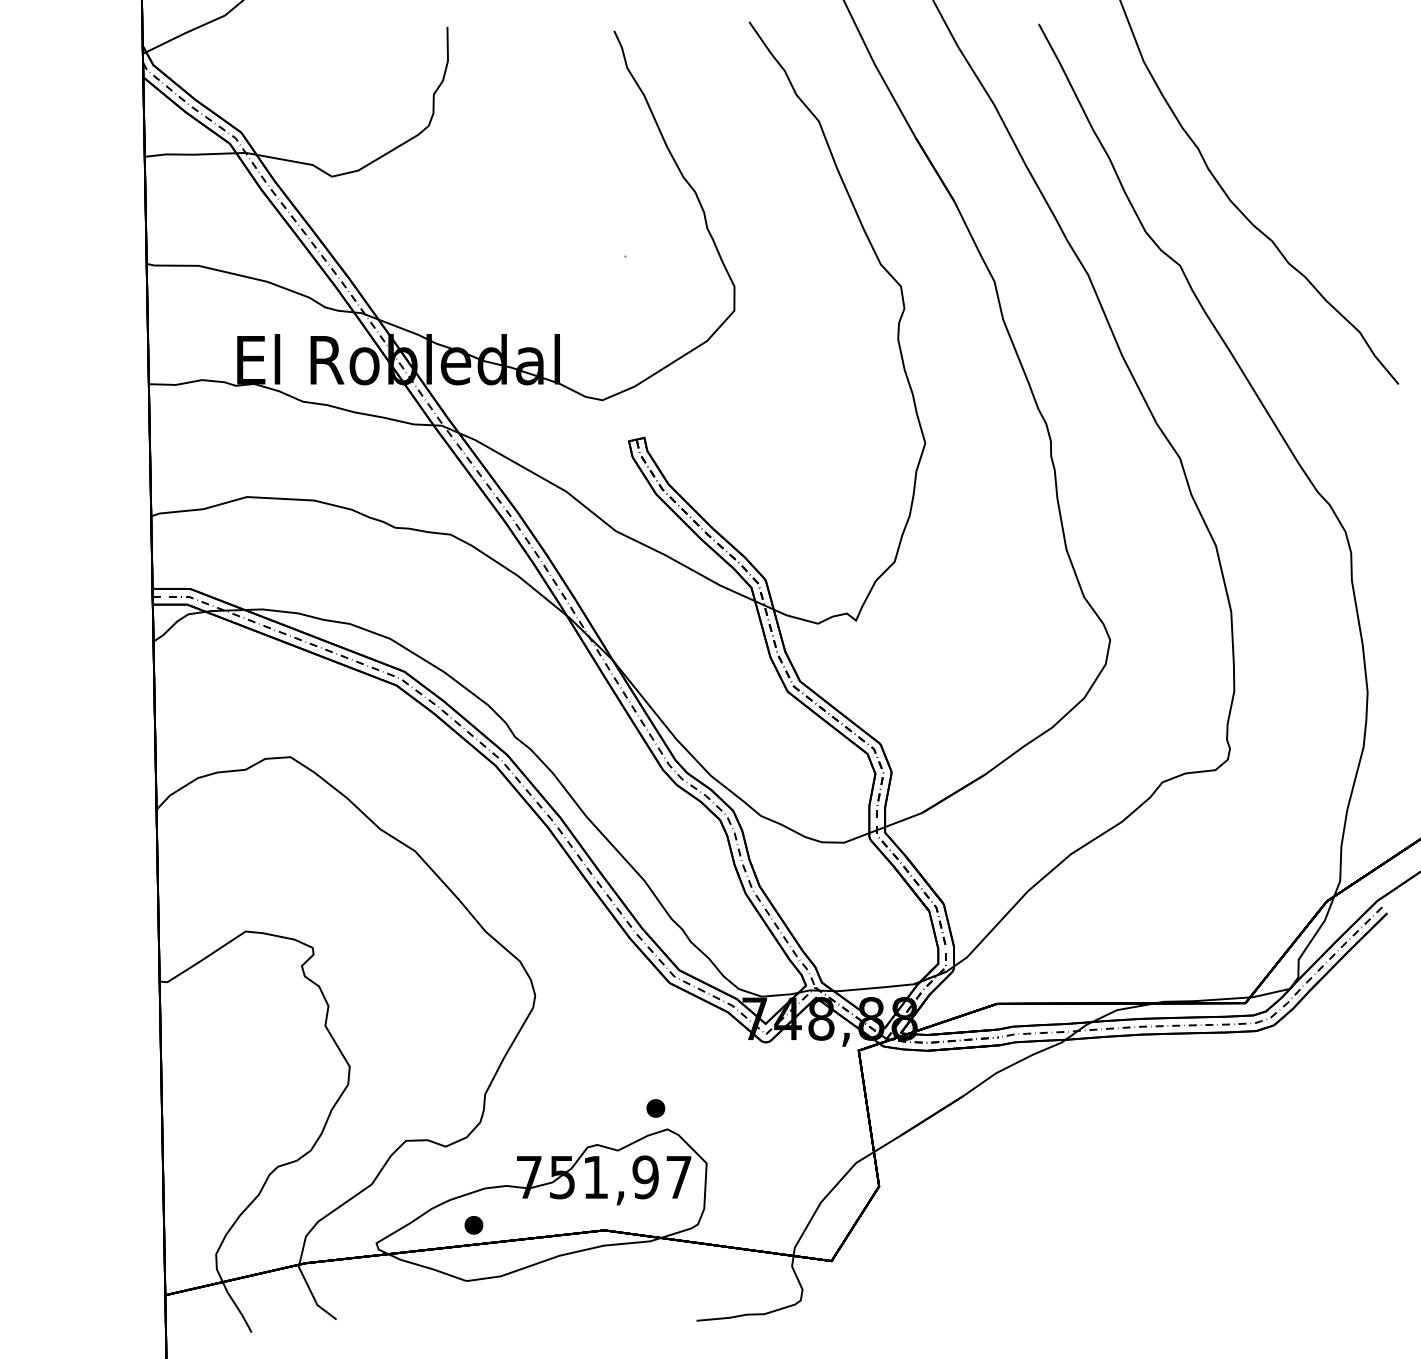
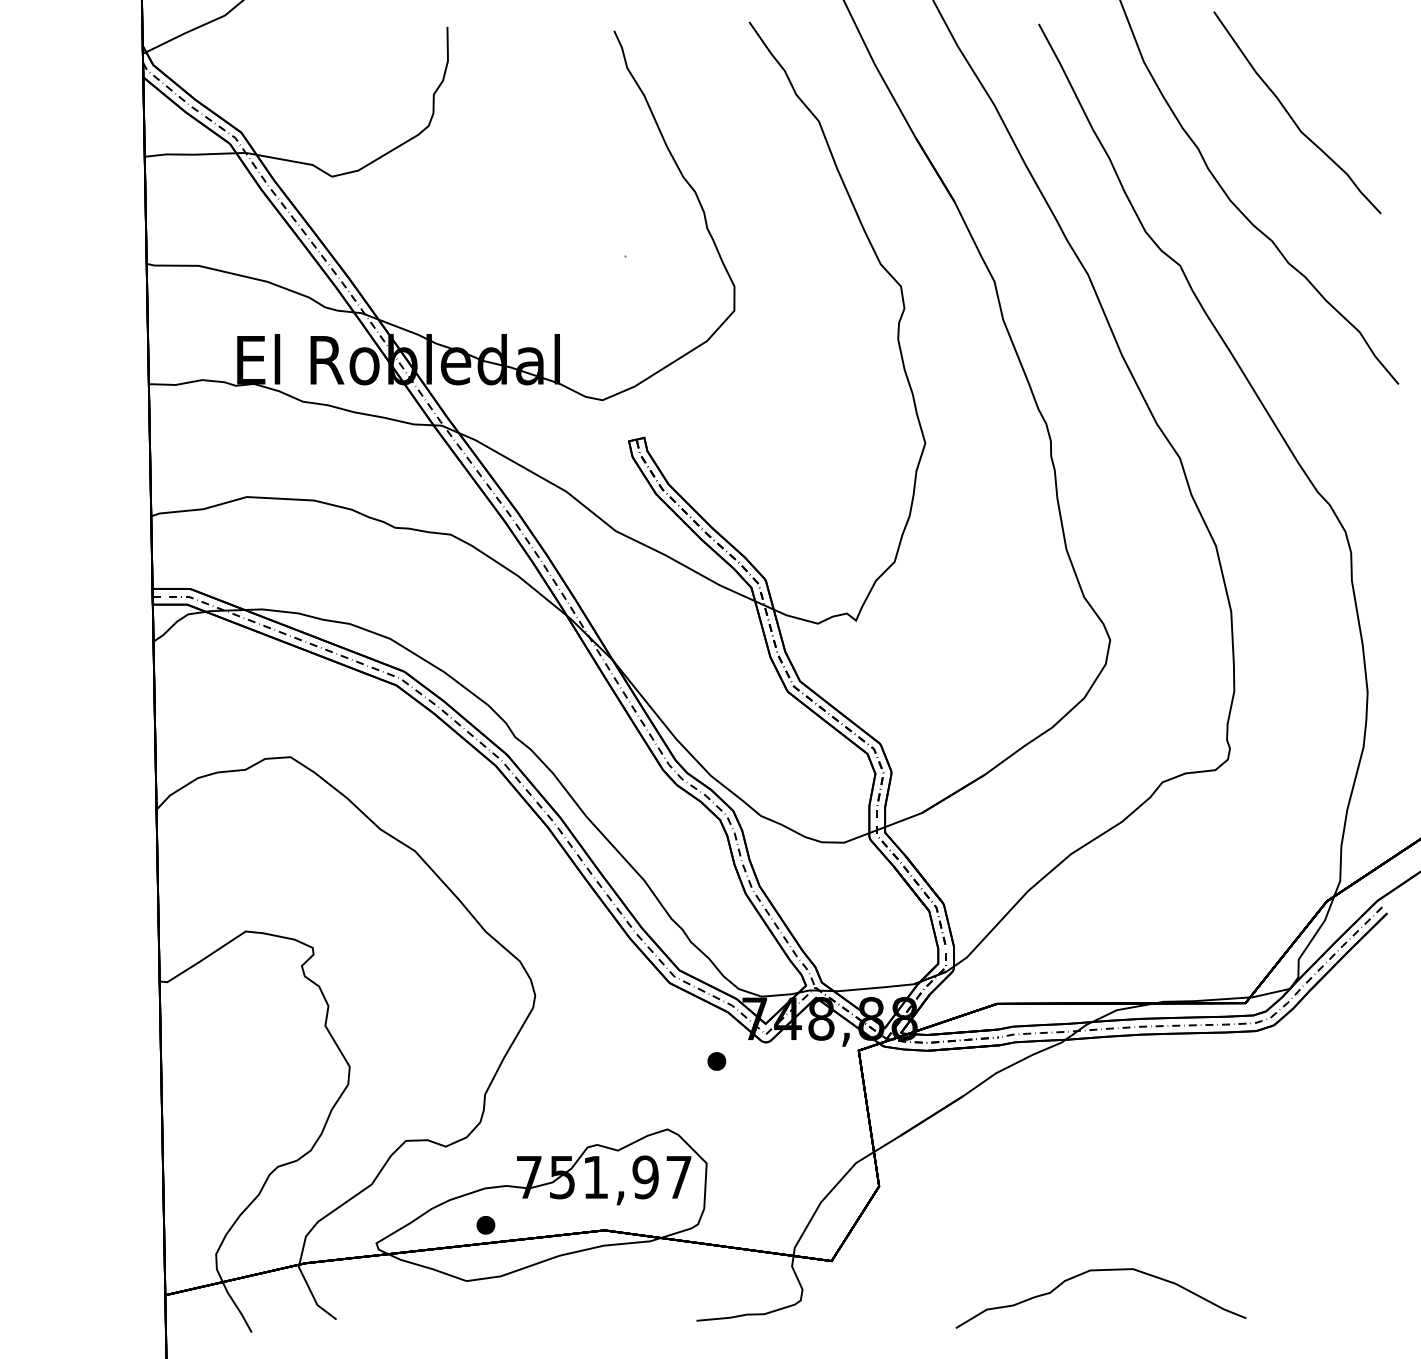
curve: none -> present (1292, 117)
part position: (655, 1108) -> (716, 1061) (716, 1061)
part position: (473, 1225) -> (485, 1225) (485, 1225)
curve: none -> present (1099, 1271)
